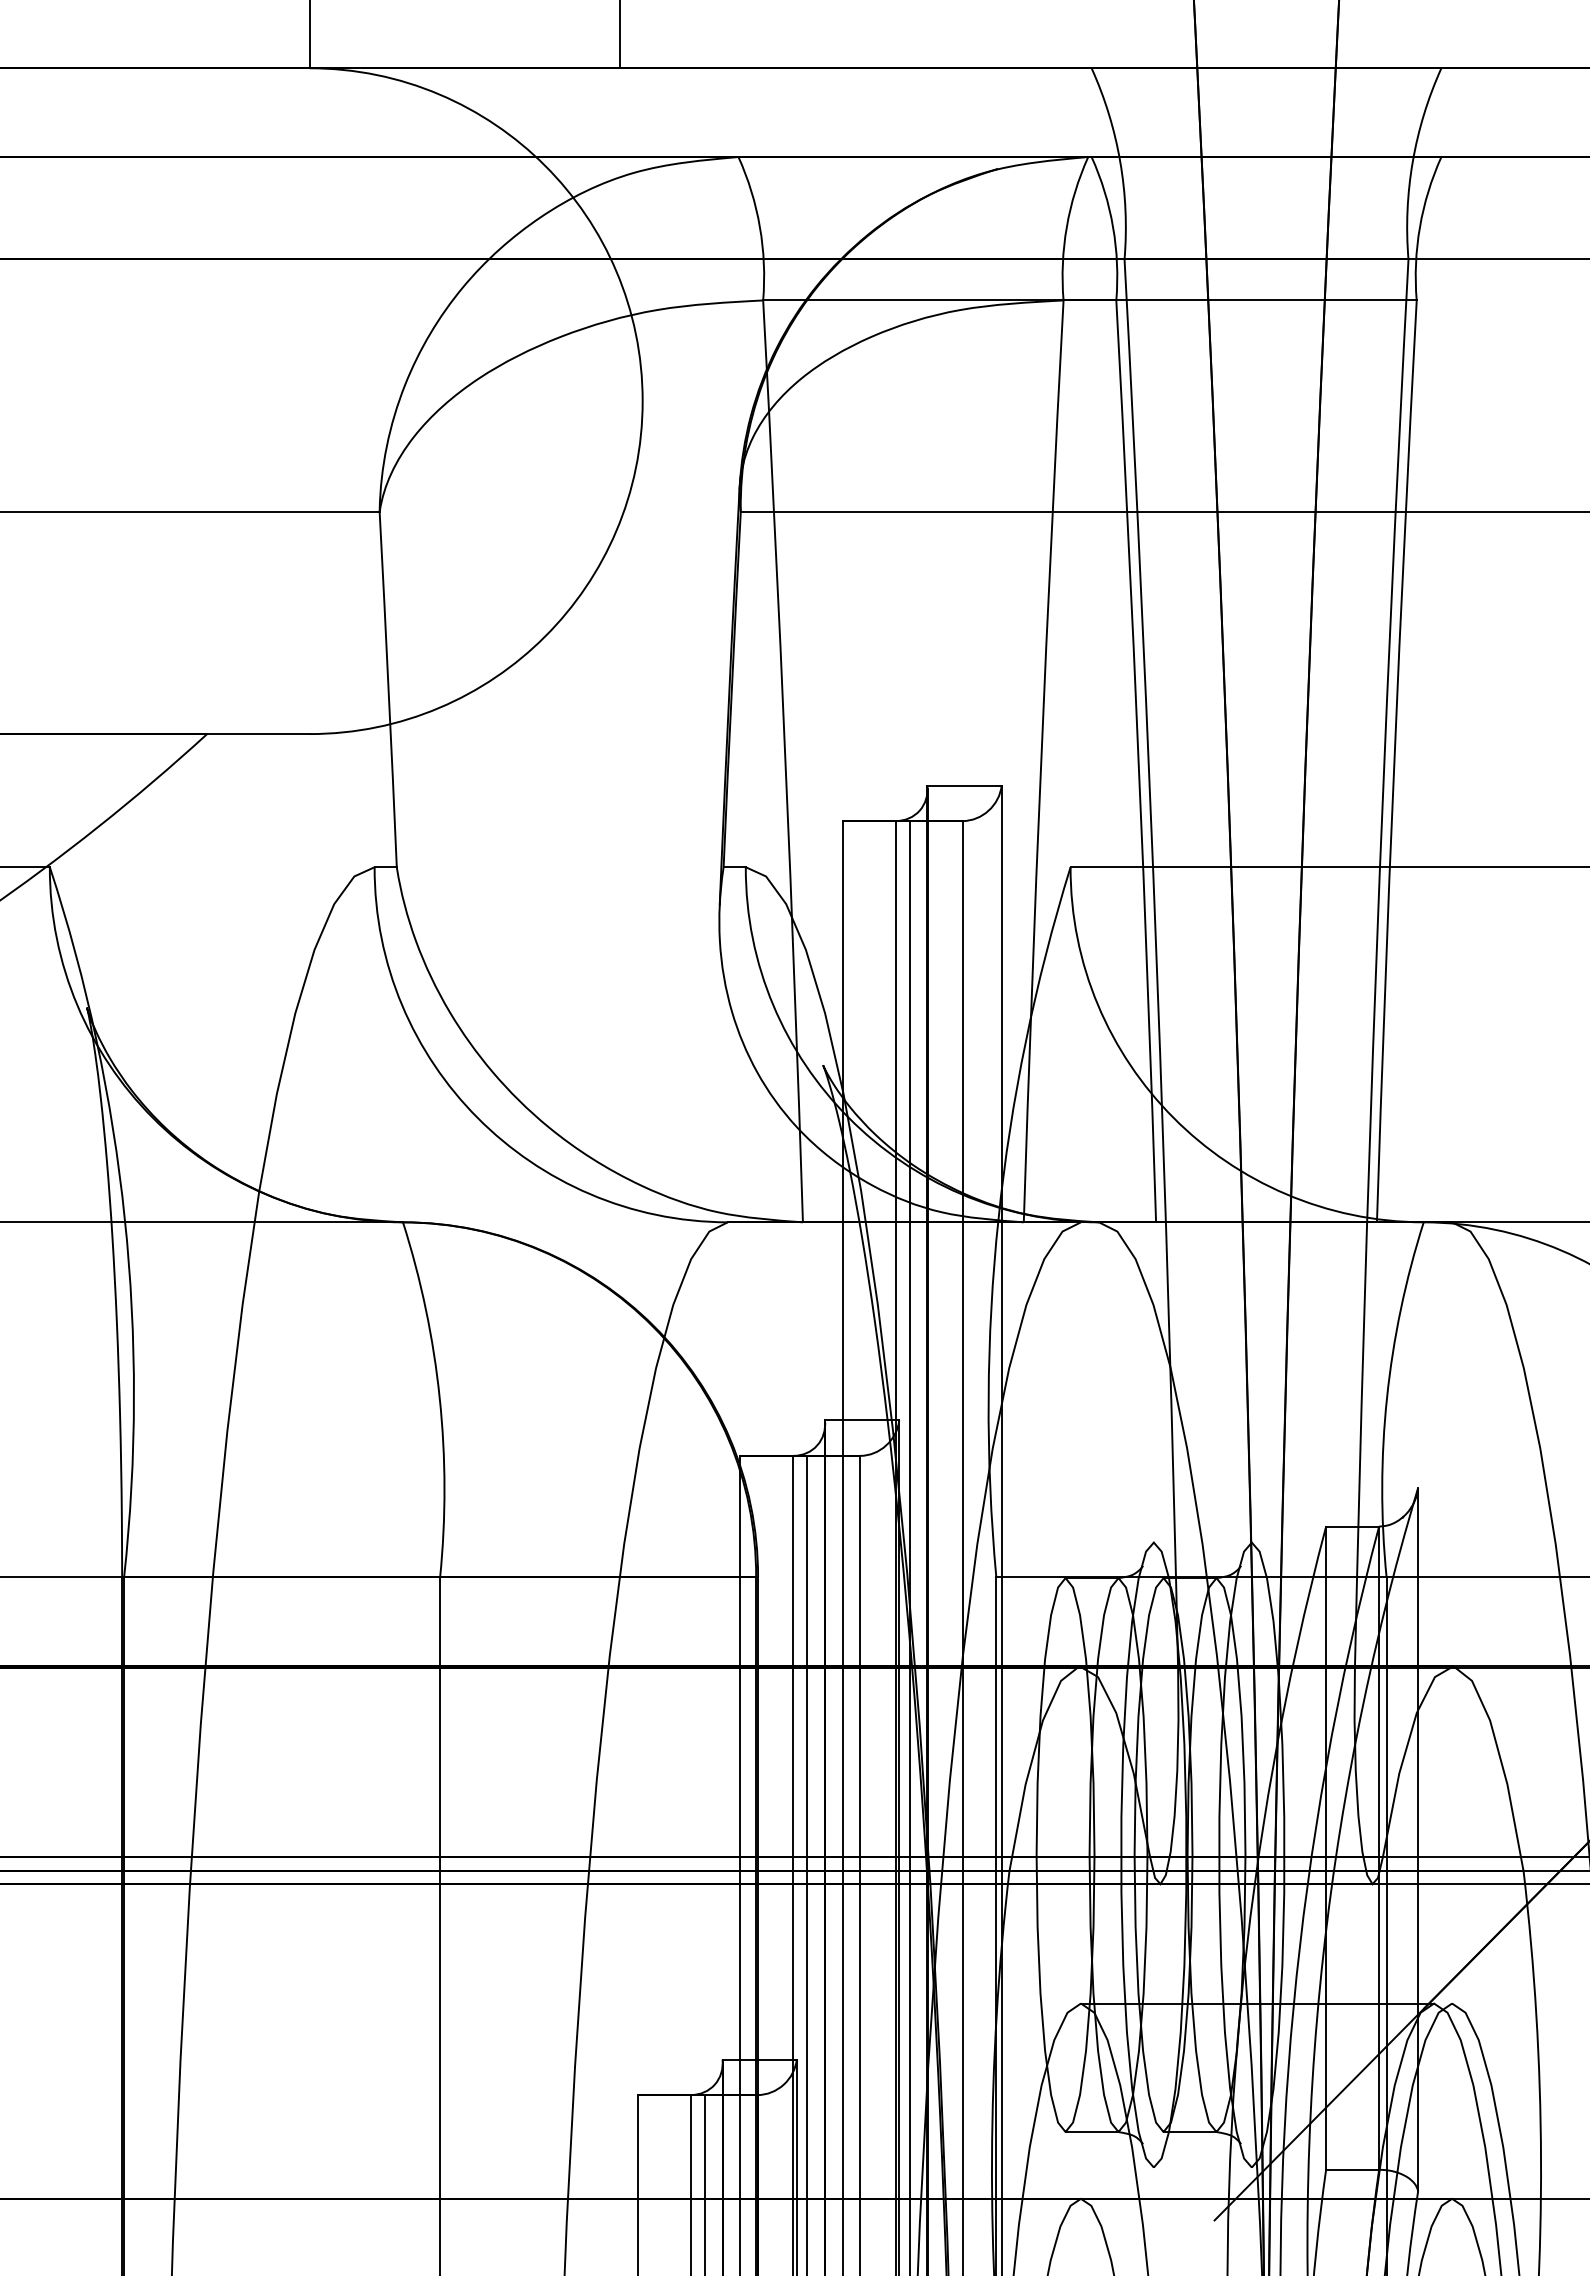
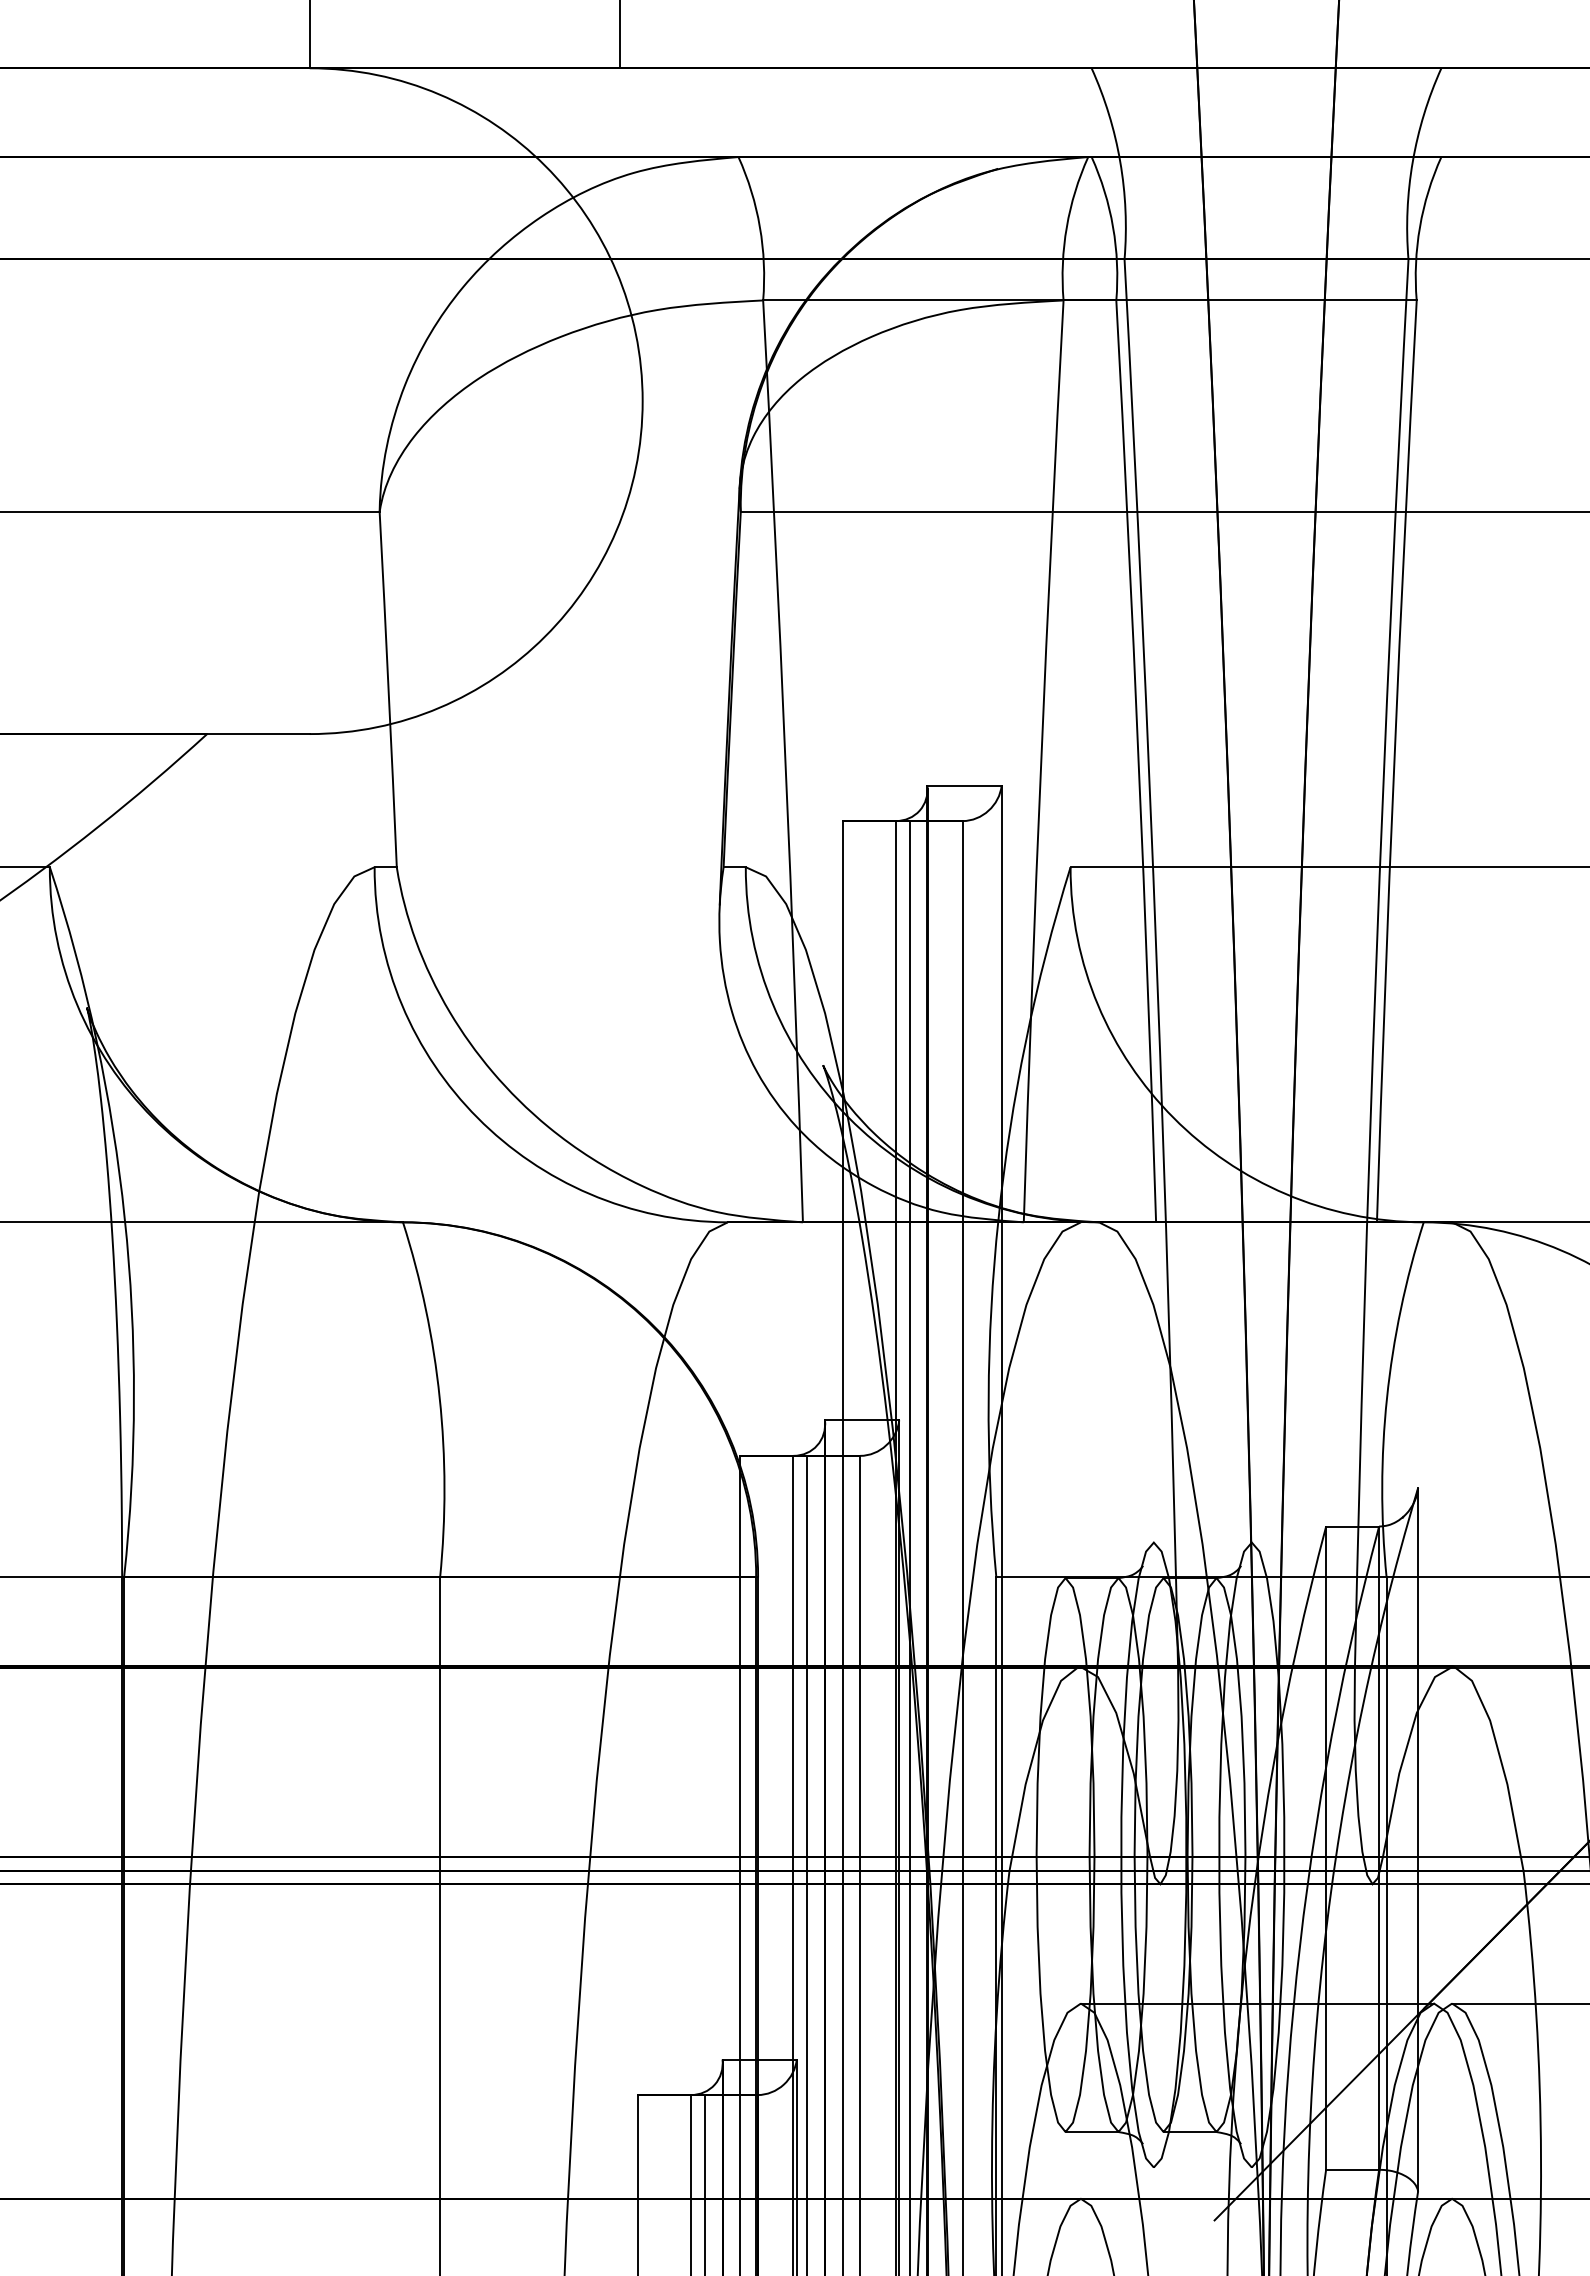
line: none -> present (1519, 2003)
